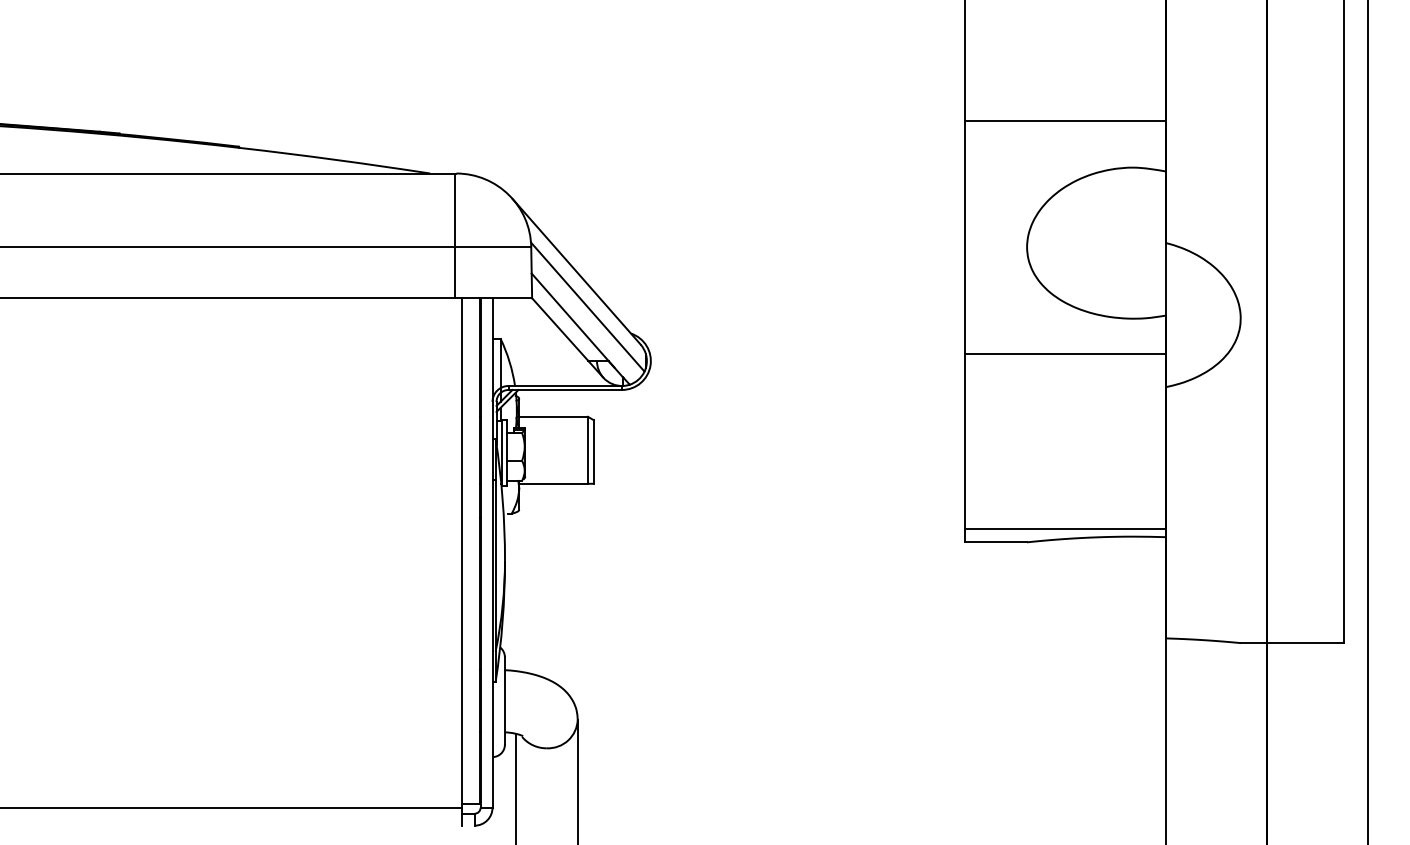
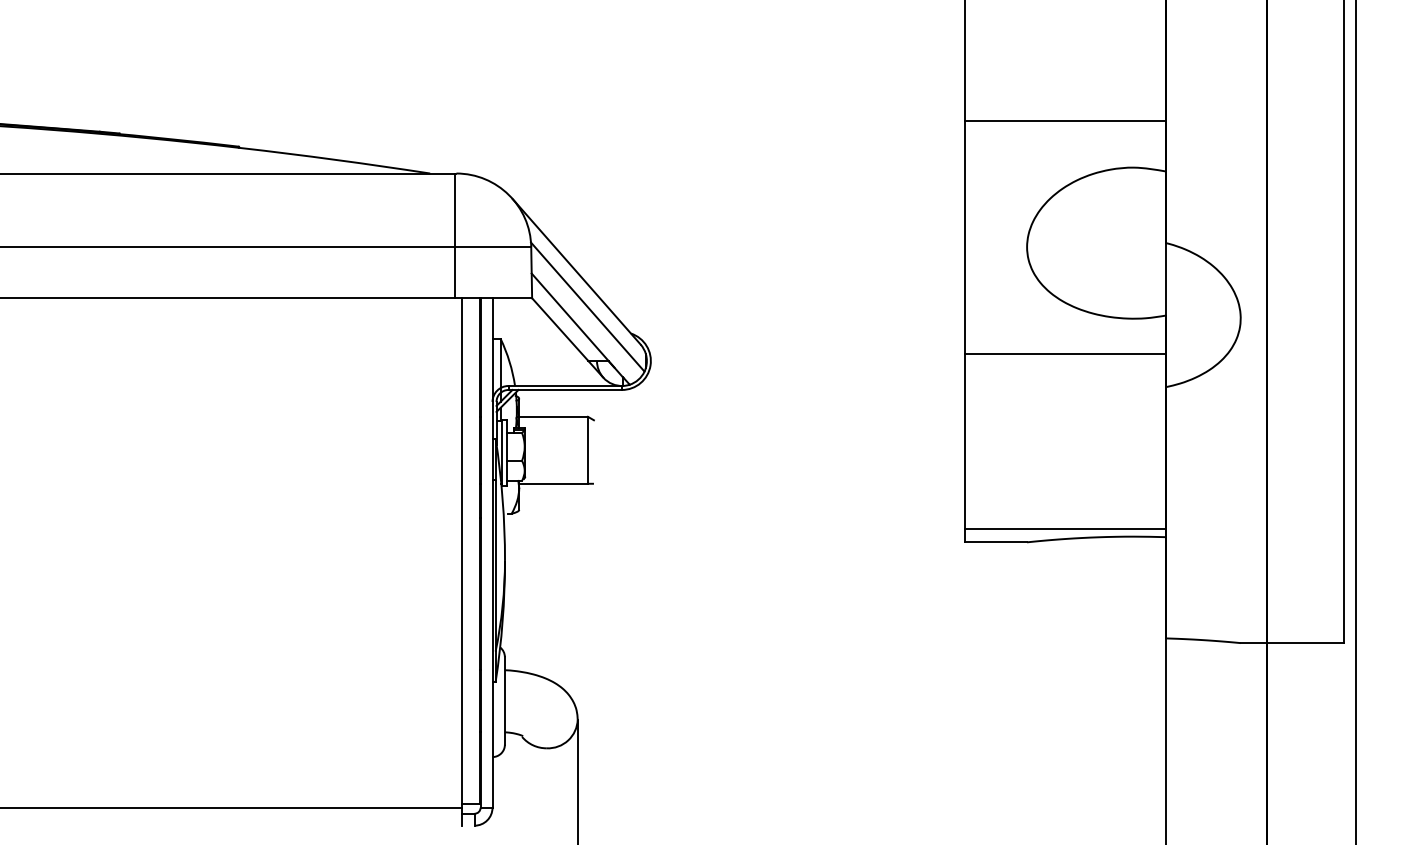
line position: (1367, 421) -> (1355, 421) (1355, 421)
line: present -> none (593, 451)
line: present -> none (515, 787)
